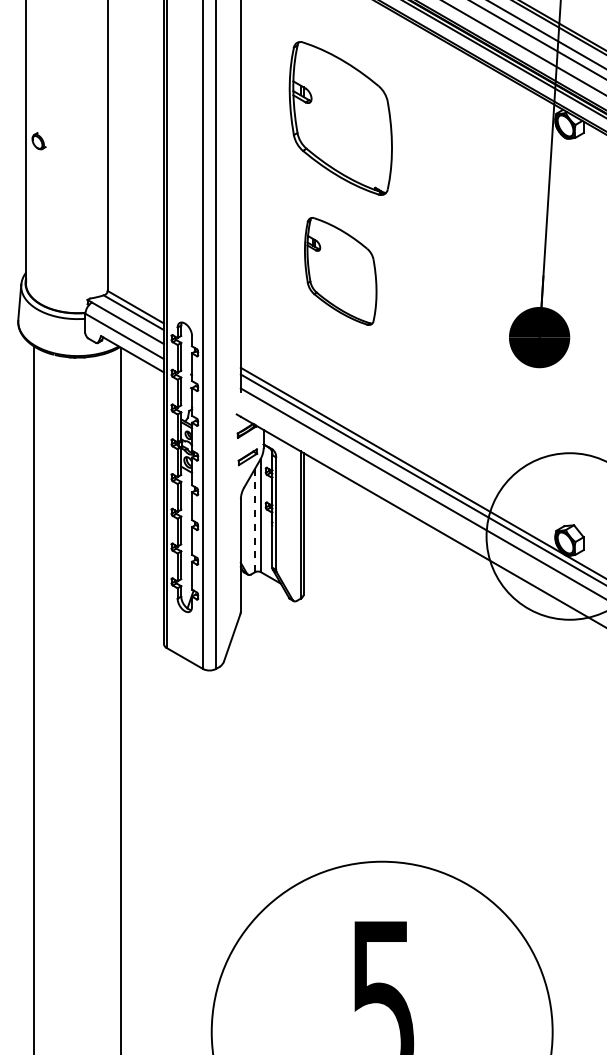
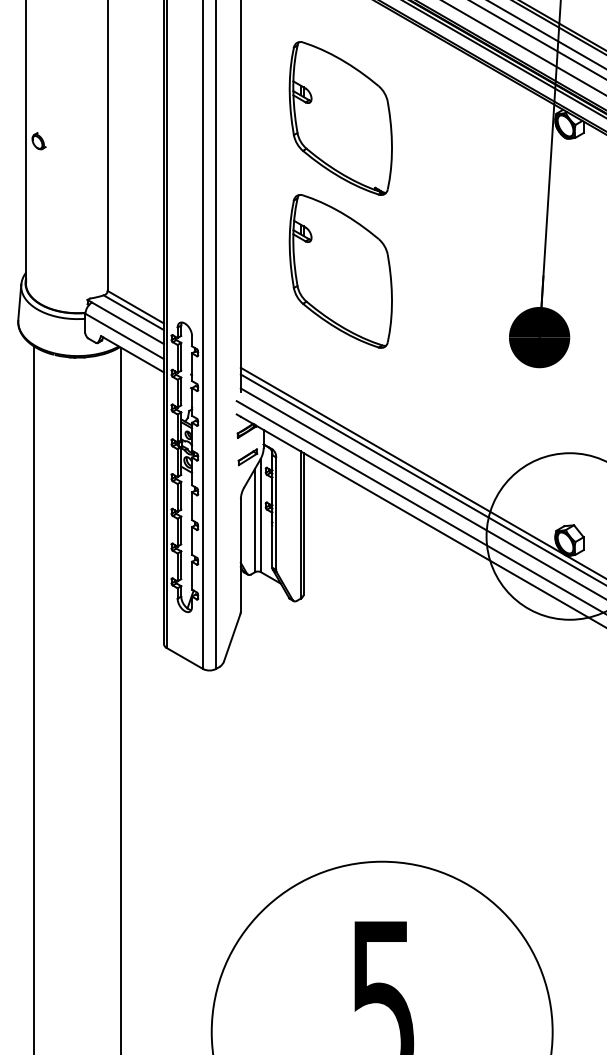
part size: 74x109 px -> 105x155 px (340, 271)
line: none -> present (419, 506)
line: dashed -> solid (255, 520)
